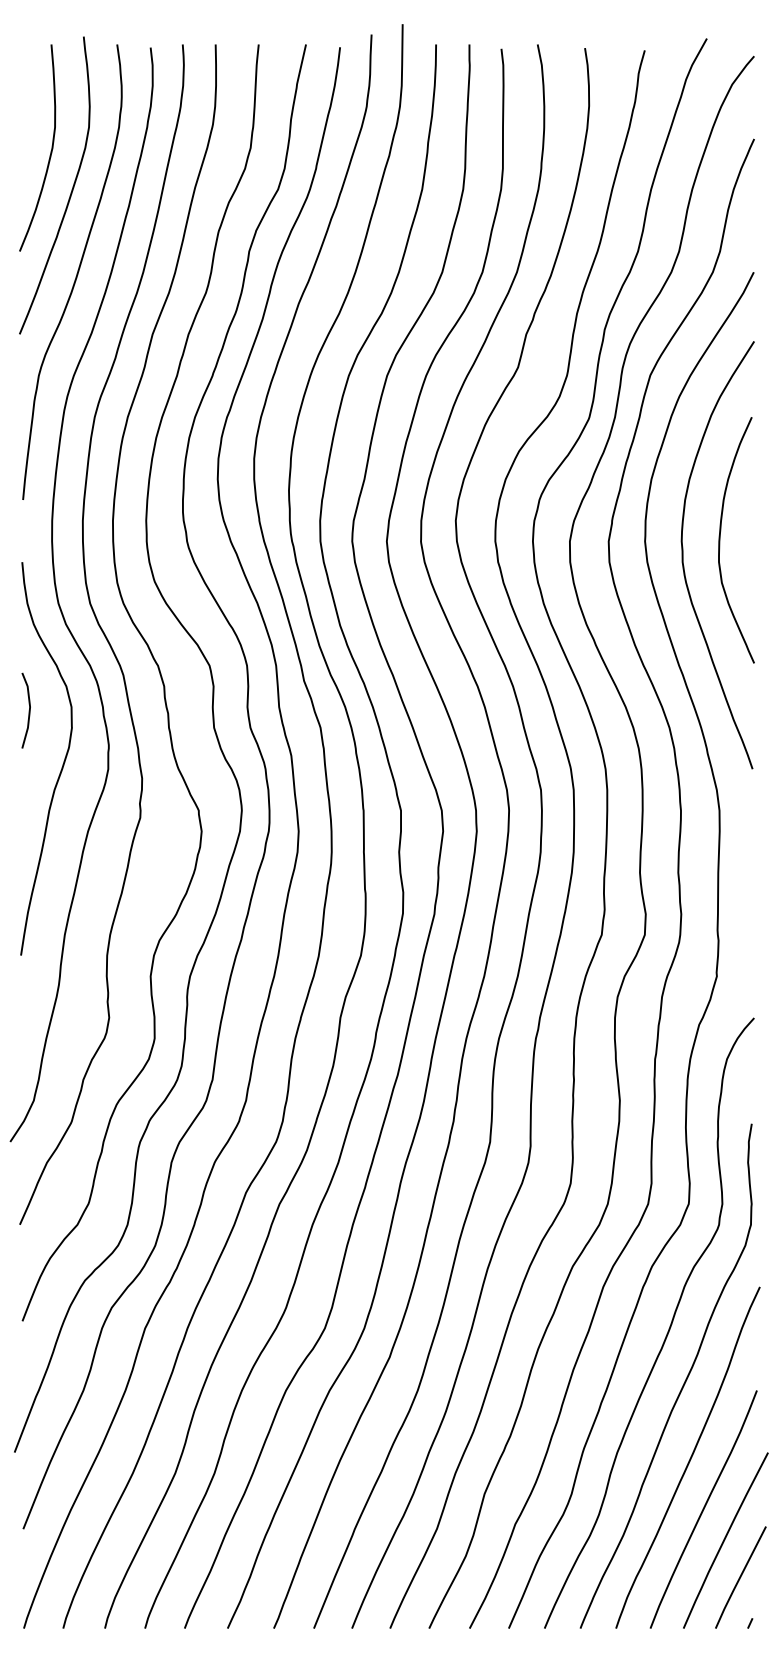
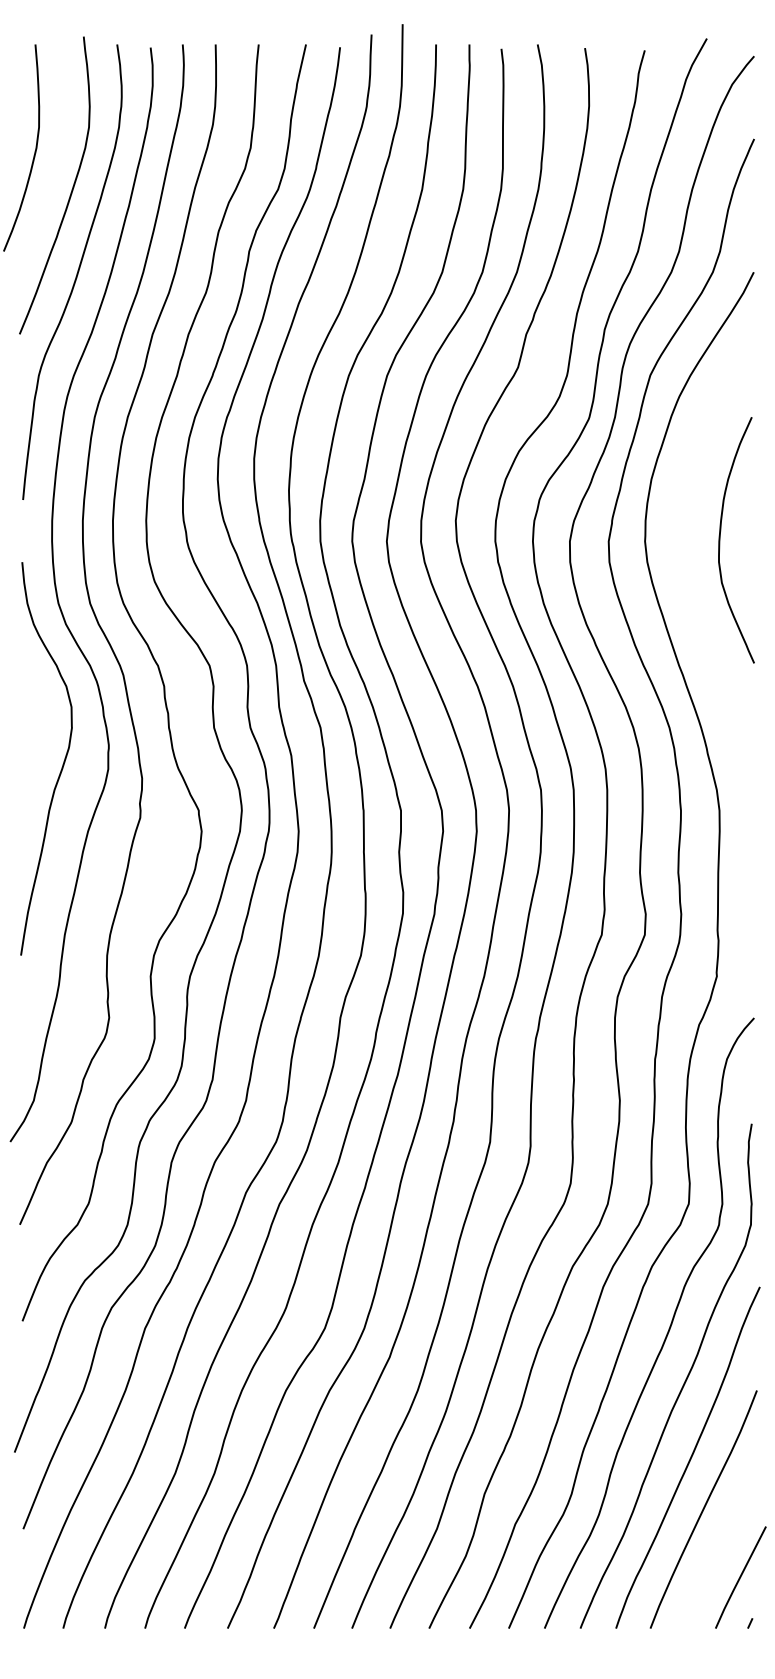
curve position: (50, 151) -> (34, 151) (34, 151)
curve: present -> none (683, 555)
curve: present -> none (28, 710)
curve: present -> none (725, 1540)
